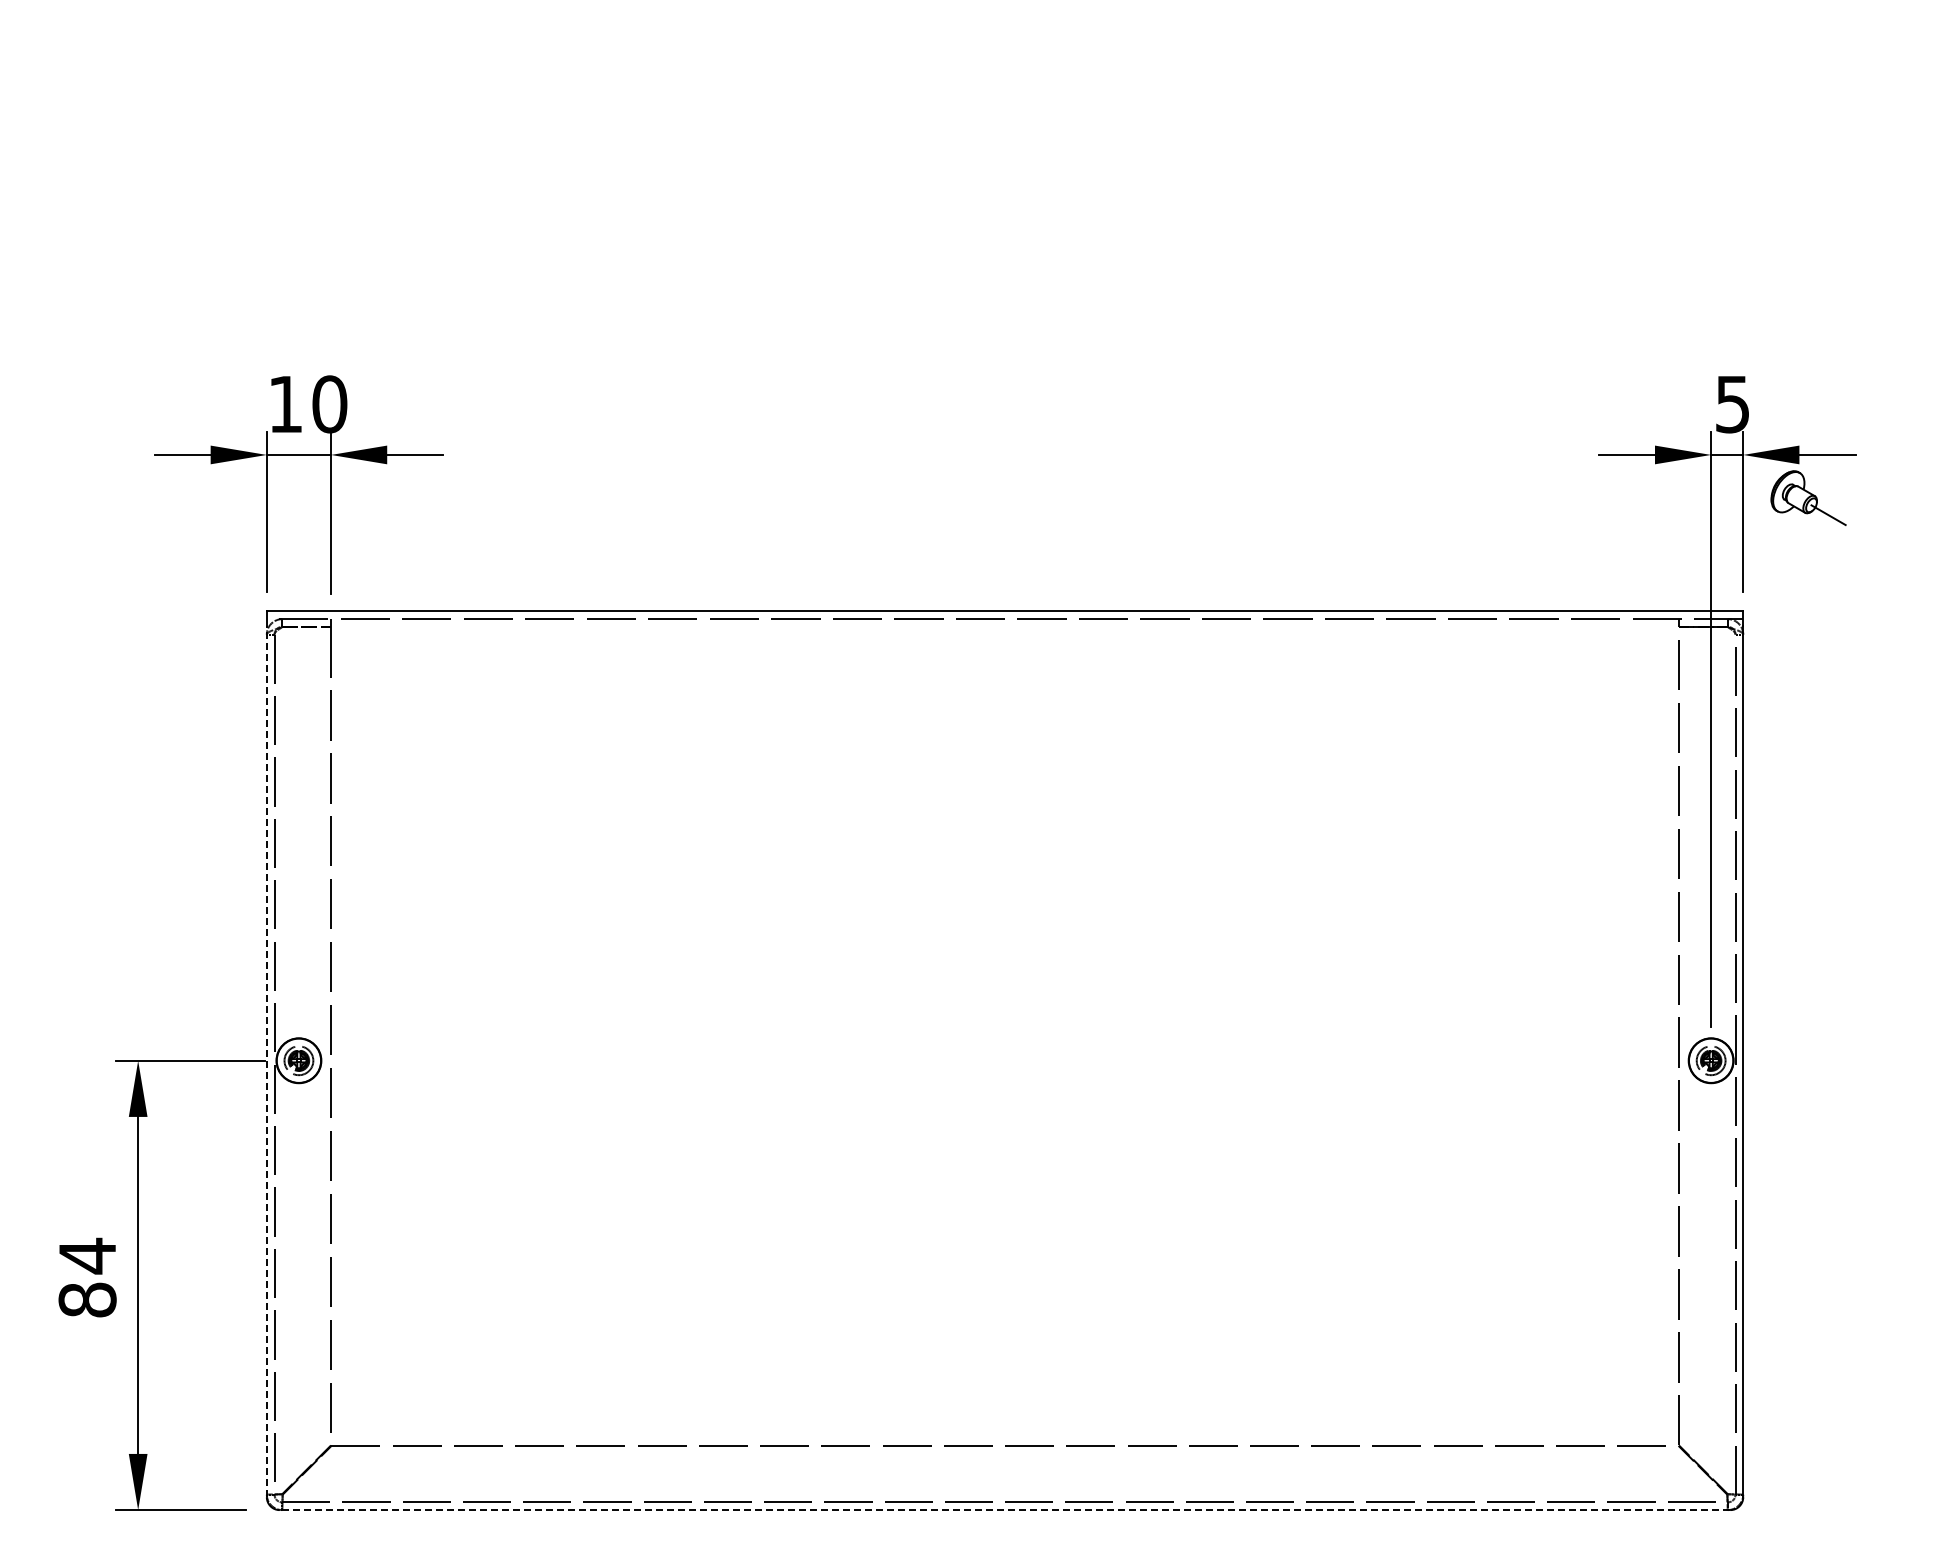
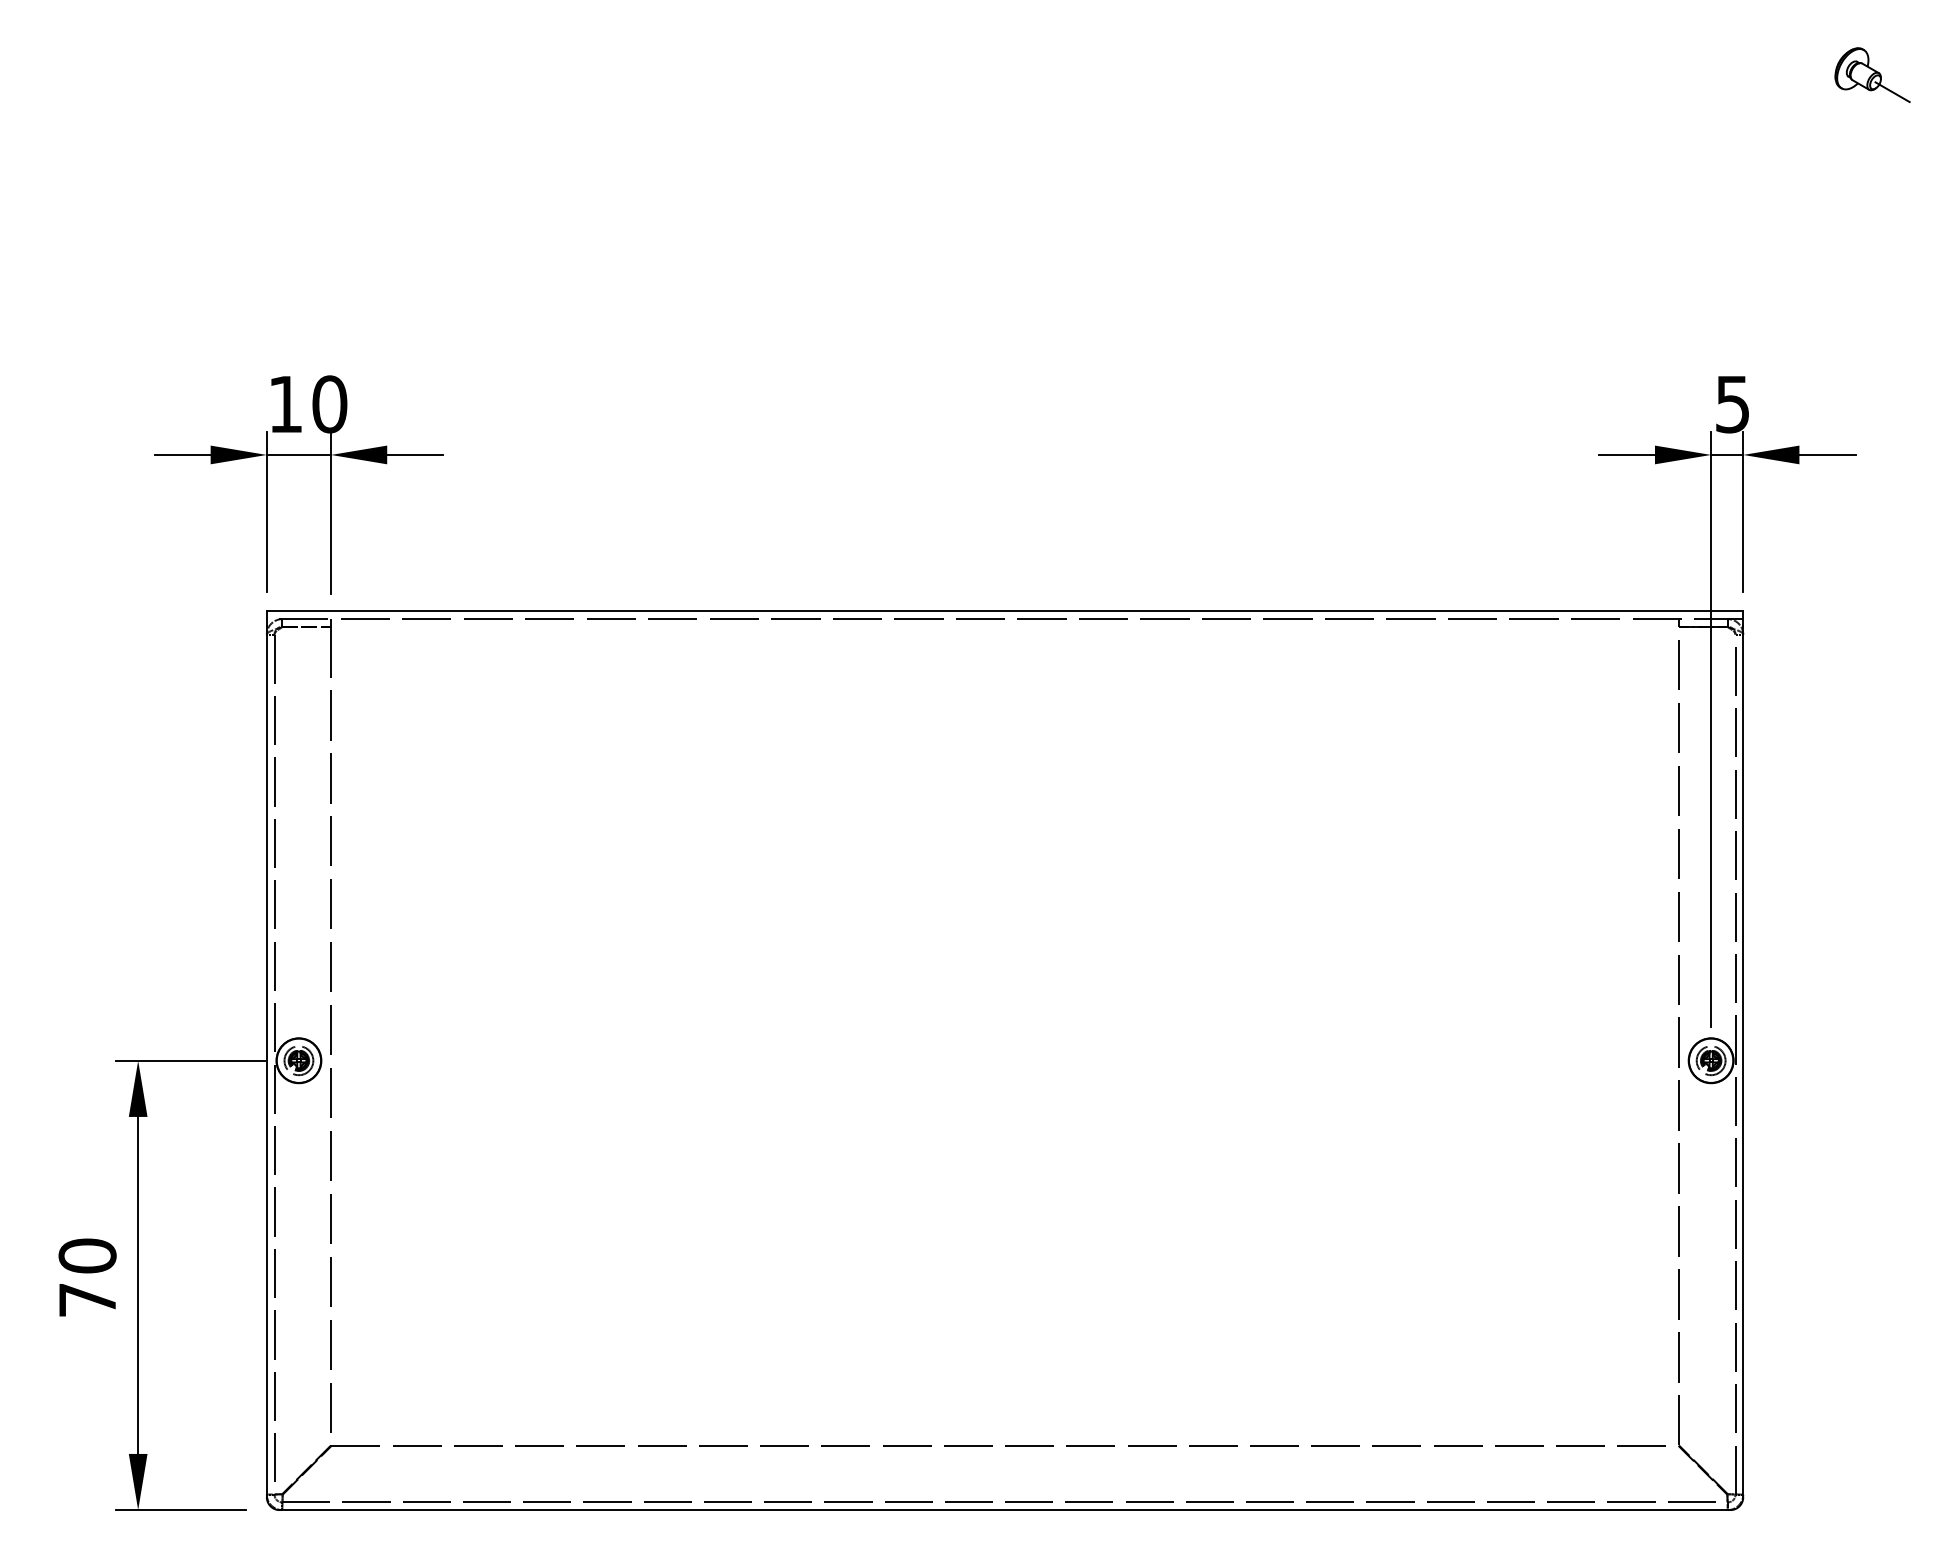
part position: (1808, 497) -> (1872, 74) (1872, 74)
line: dashed -> solid (266, 1061)
text: 84 -> 70 (87, 1277)
line: dashed -> solid (1004, 1510)
